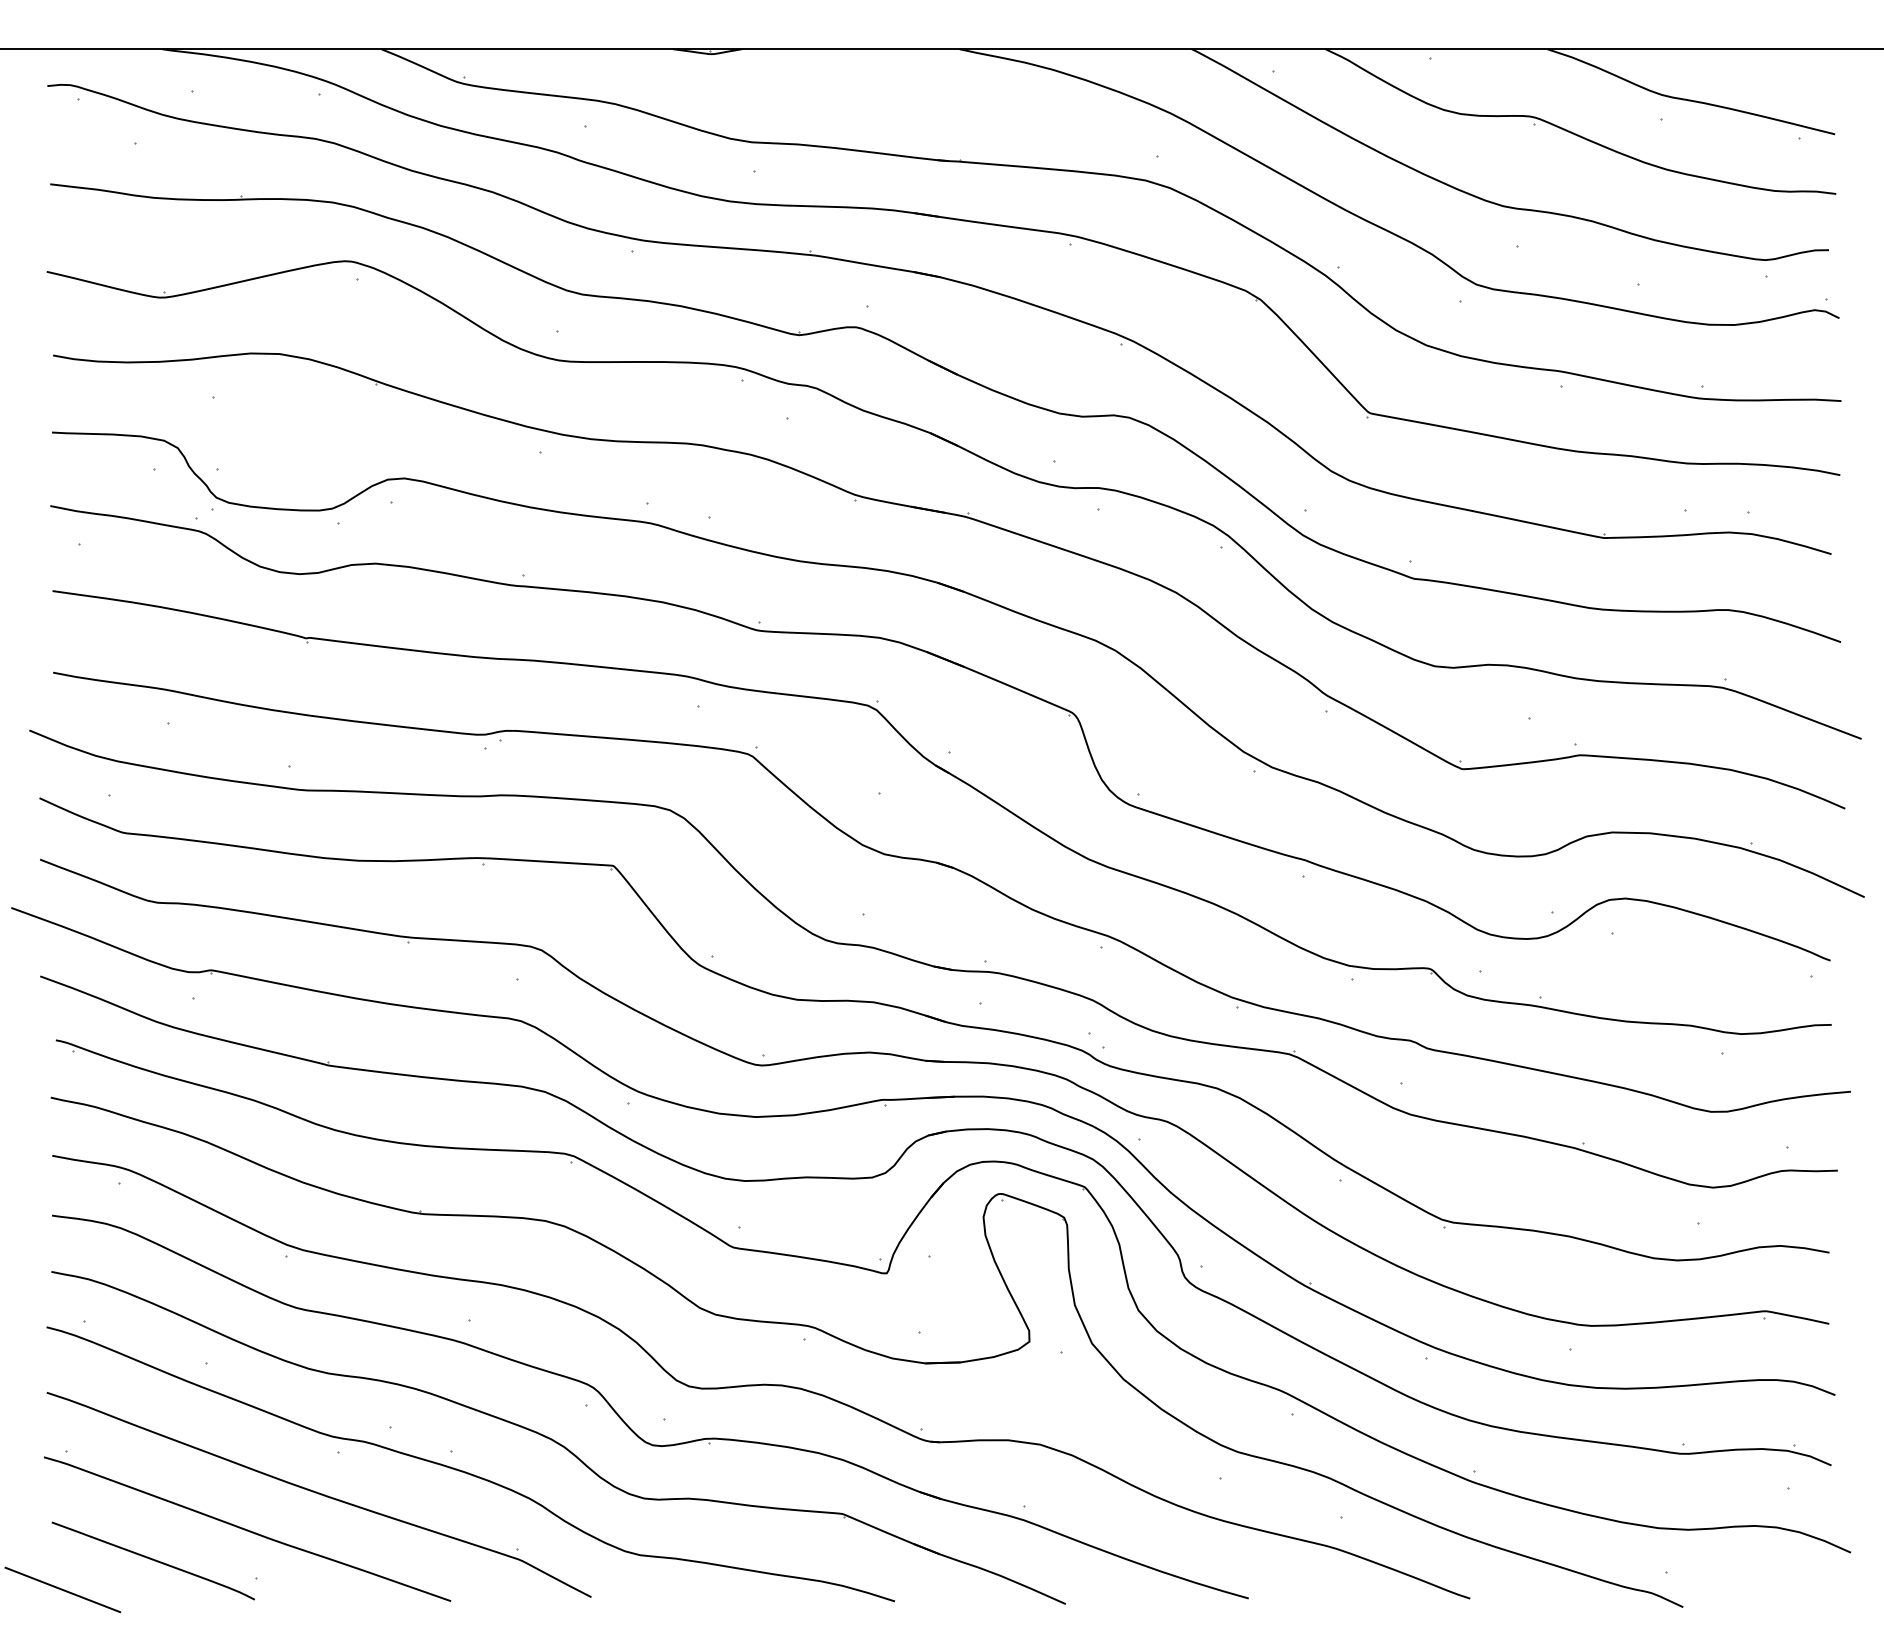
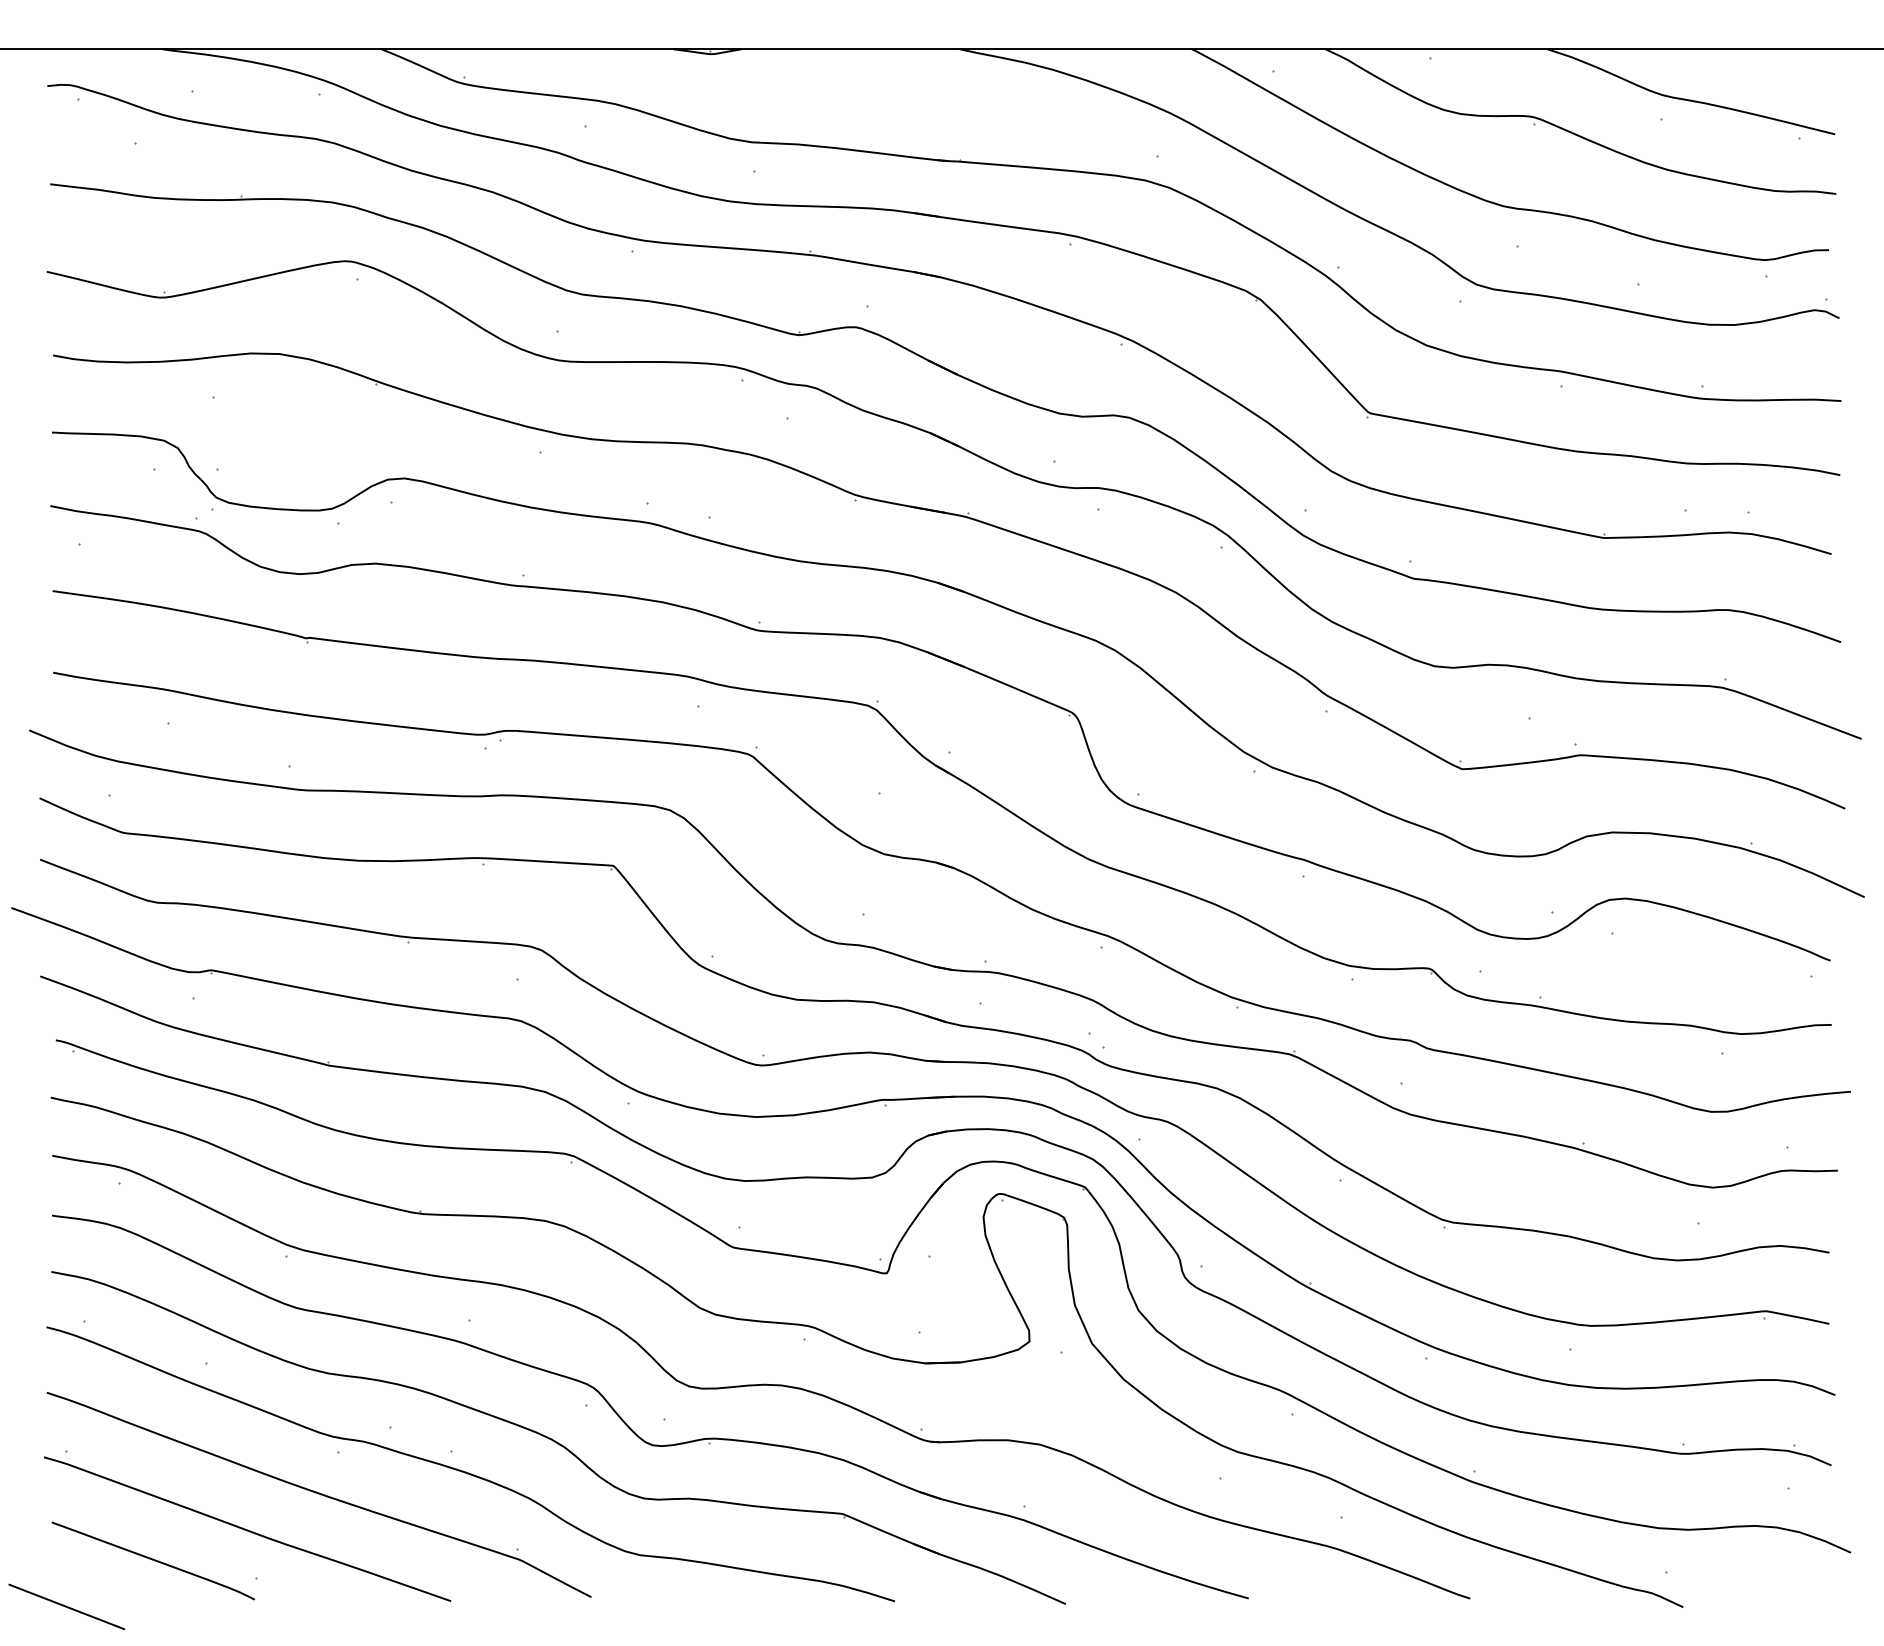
line position: (62, 1589) -> (66, 1606) (66, 1606)
